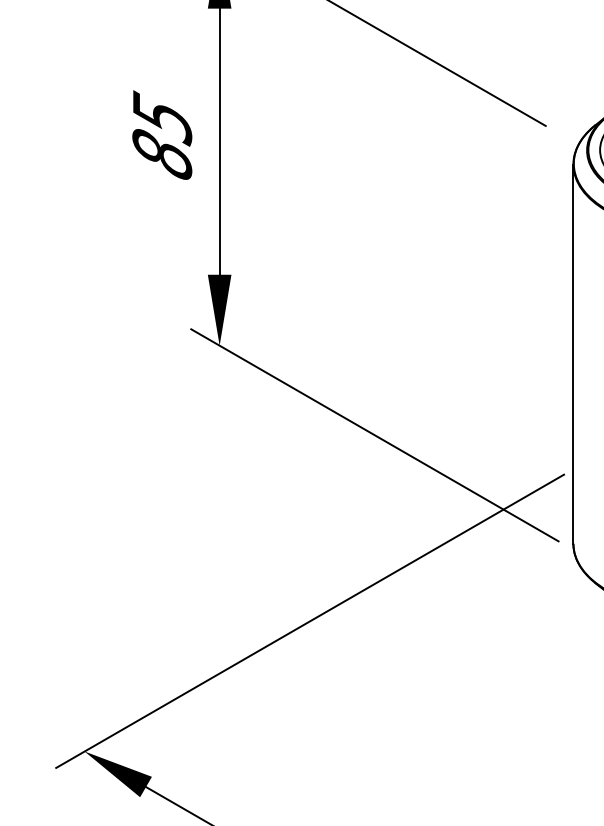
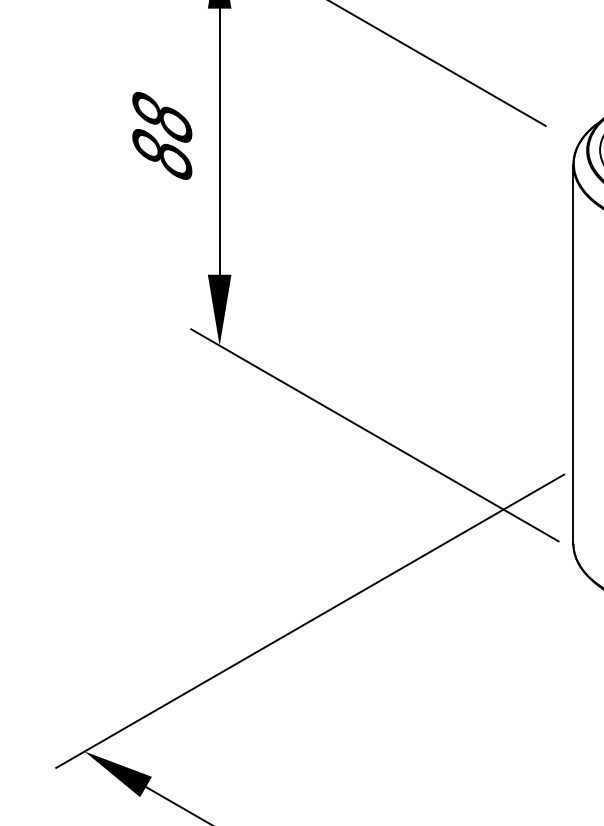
text: 85 -> 88 (162, 118)
